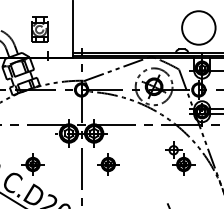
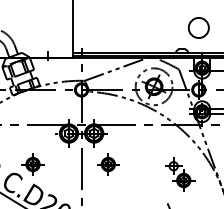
circle diameter: 34 px -> 20 px (198, 27)
part: present -> none (39, 29)
part position: (180, 158) -> (180, 174) (180, 174)
